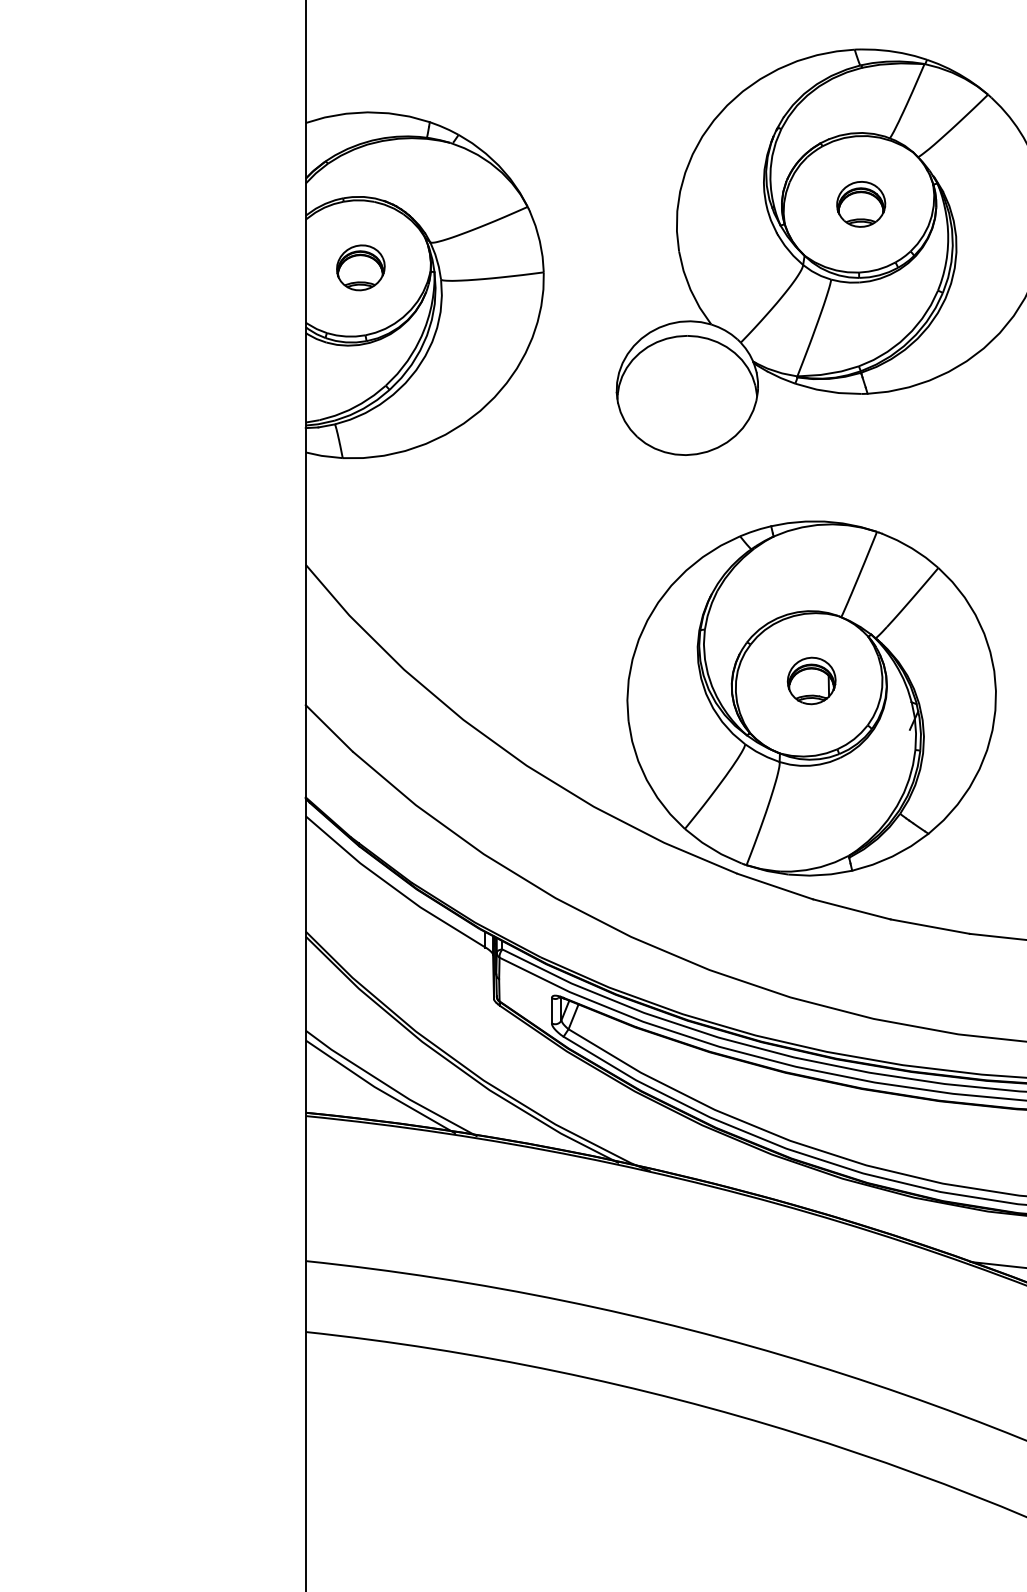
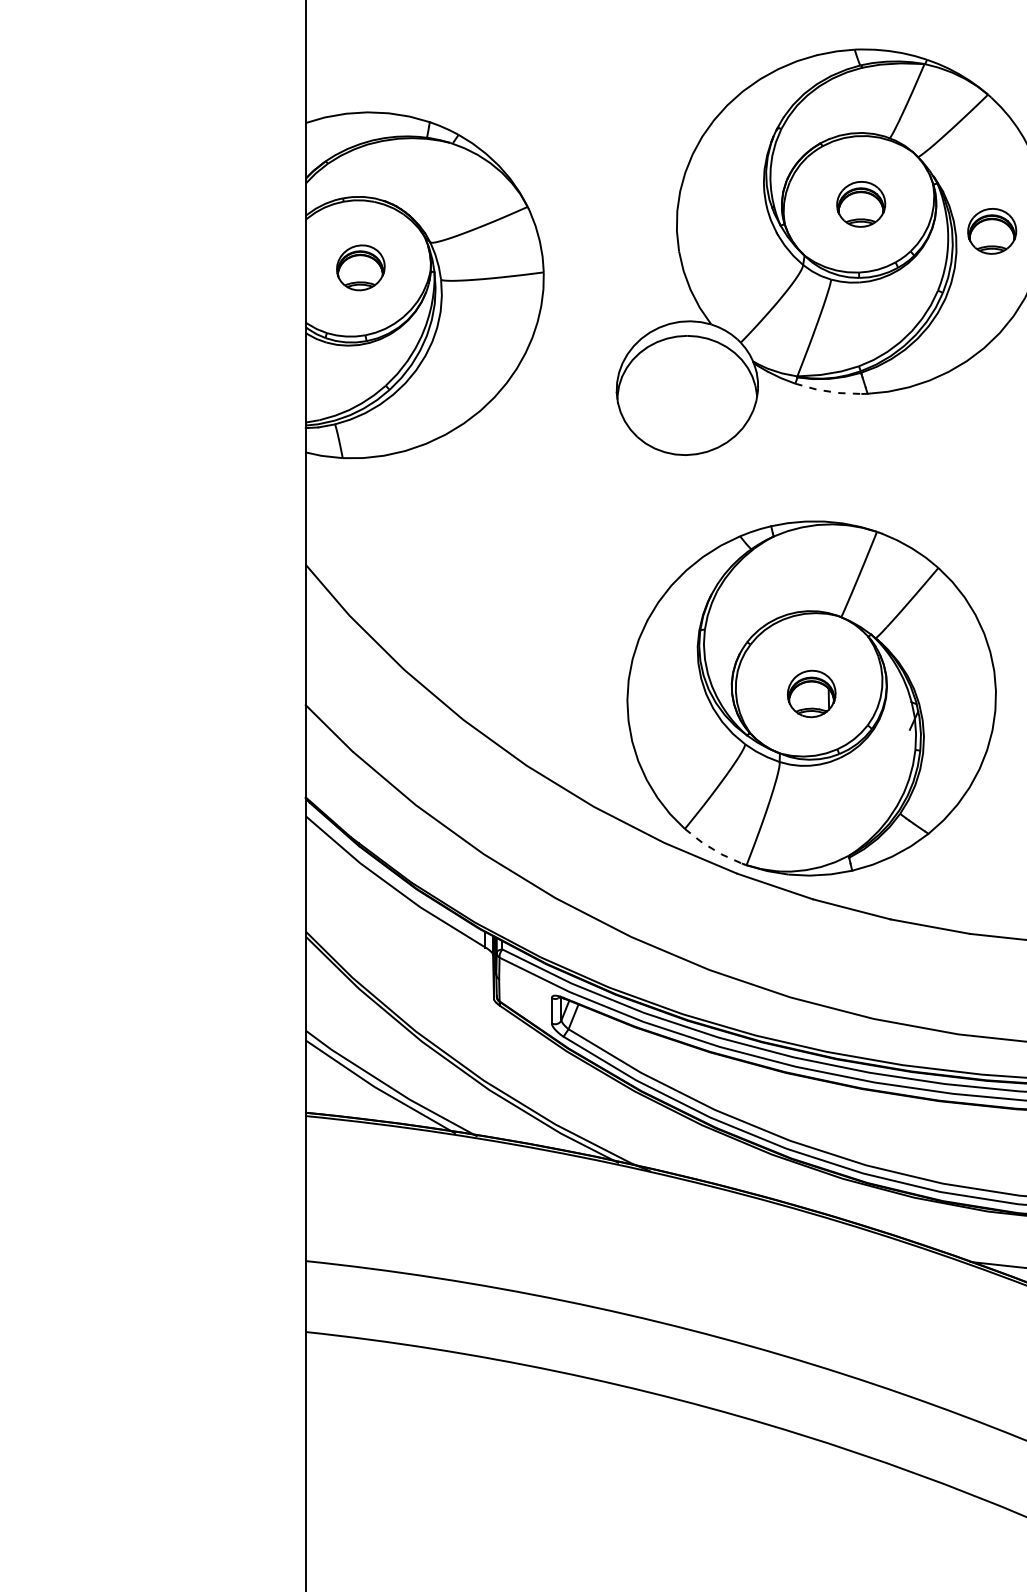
part: none -> present (992, 231)
line: solid -> dashed (828, 391)
part position: (811, 680) -> (811, 693) (811, 693)
line: solid -> dashed (712, 848)
